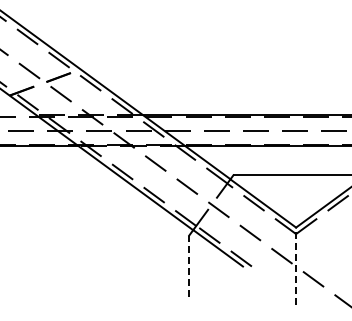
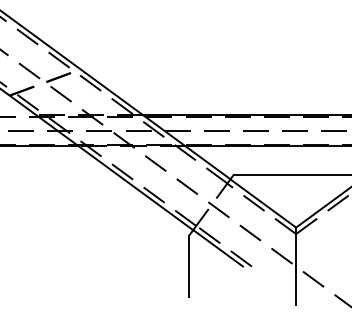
line: dashed -> solid (189, 266)
line: dashed -> solid (296, 266)
